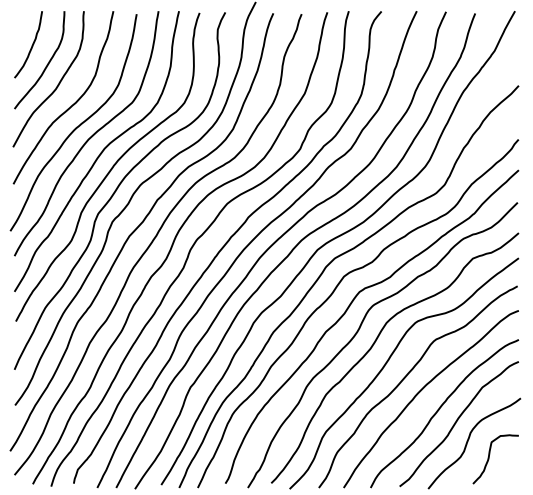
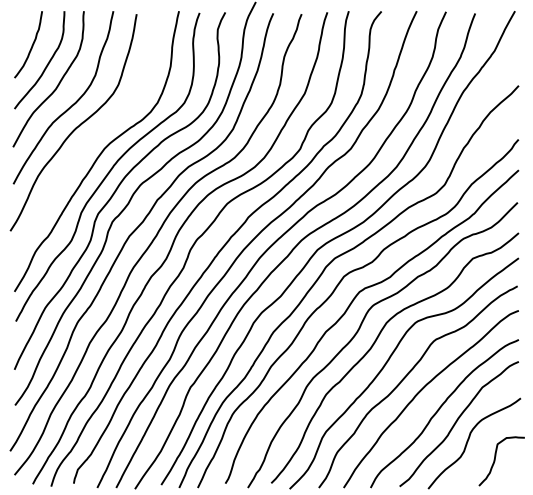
curve: present -> none (90, 136)
curve position: (489, 459) -> (495, 461) (495, 461)
